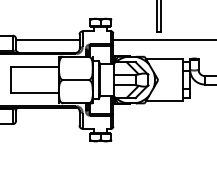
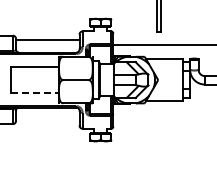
line position: (163, 40) -> (163, 45) (163, 45)
line: solid -> dashed (35, 92)
